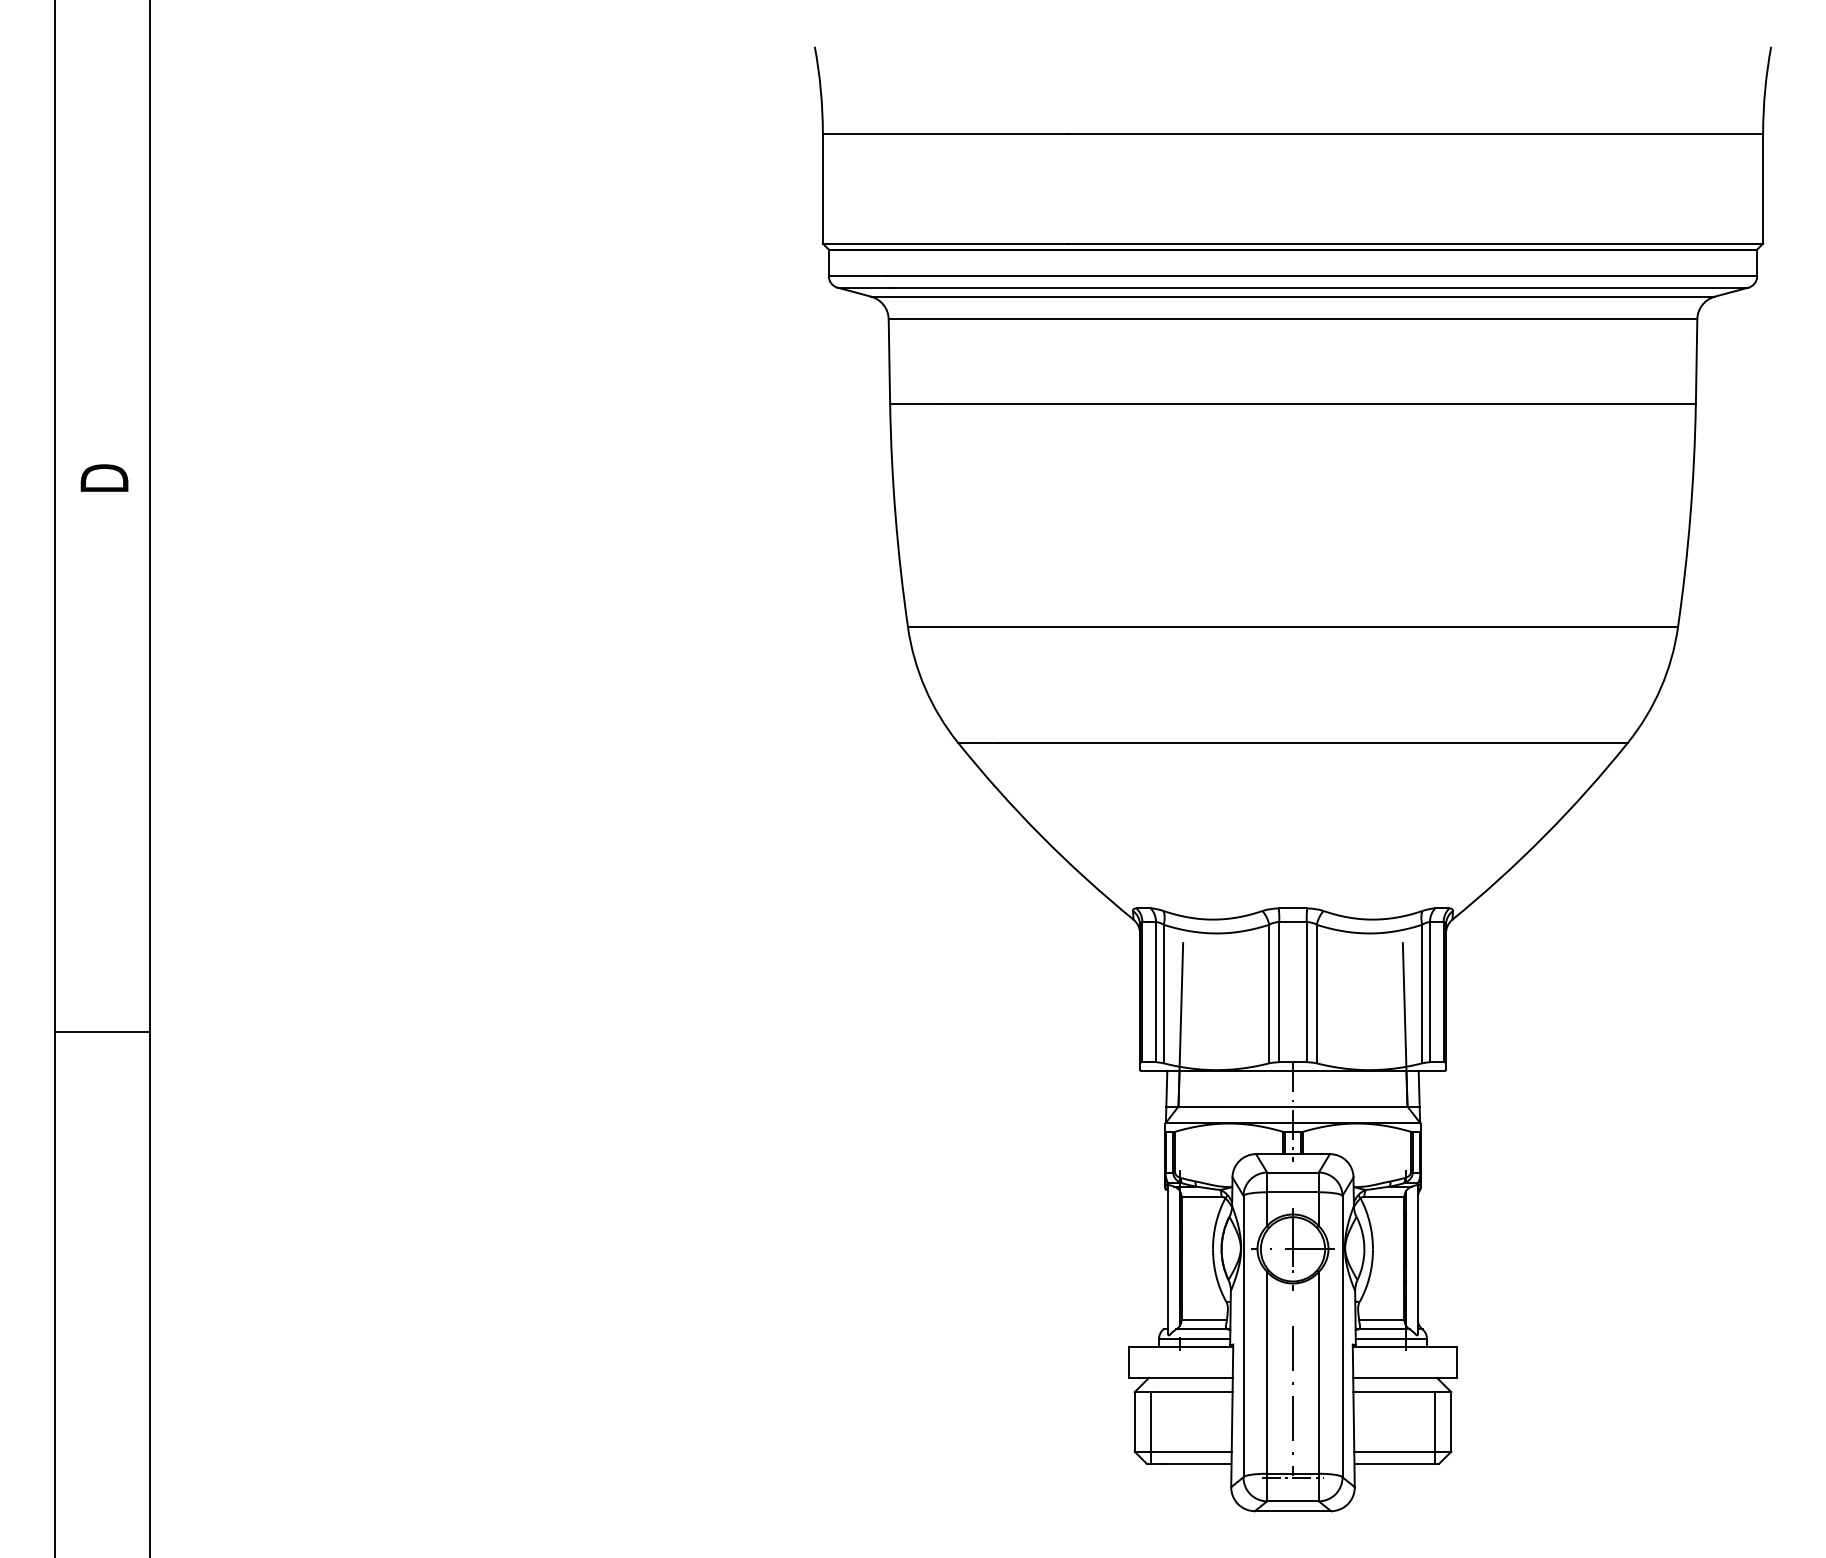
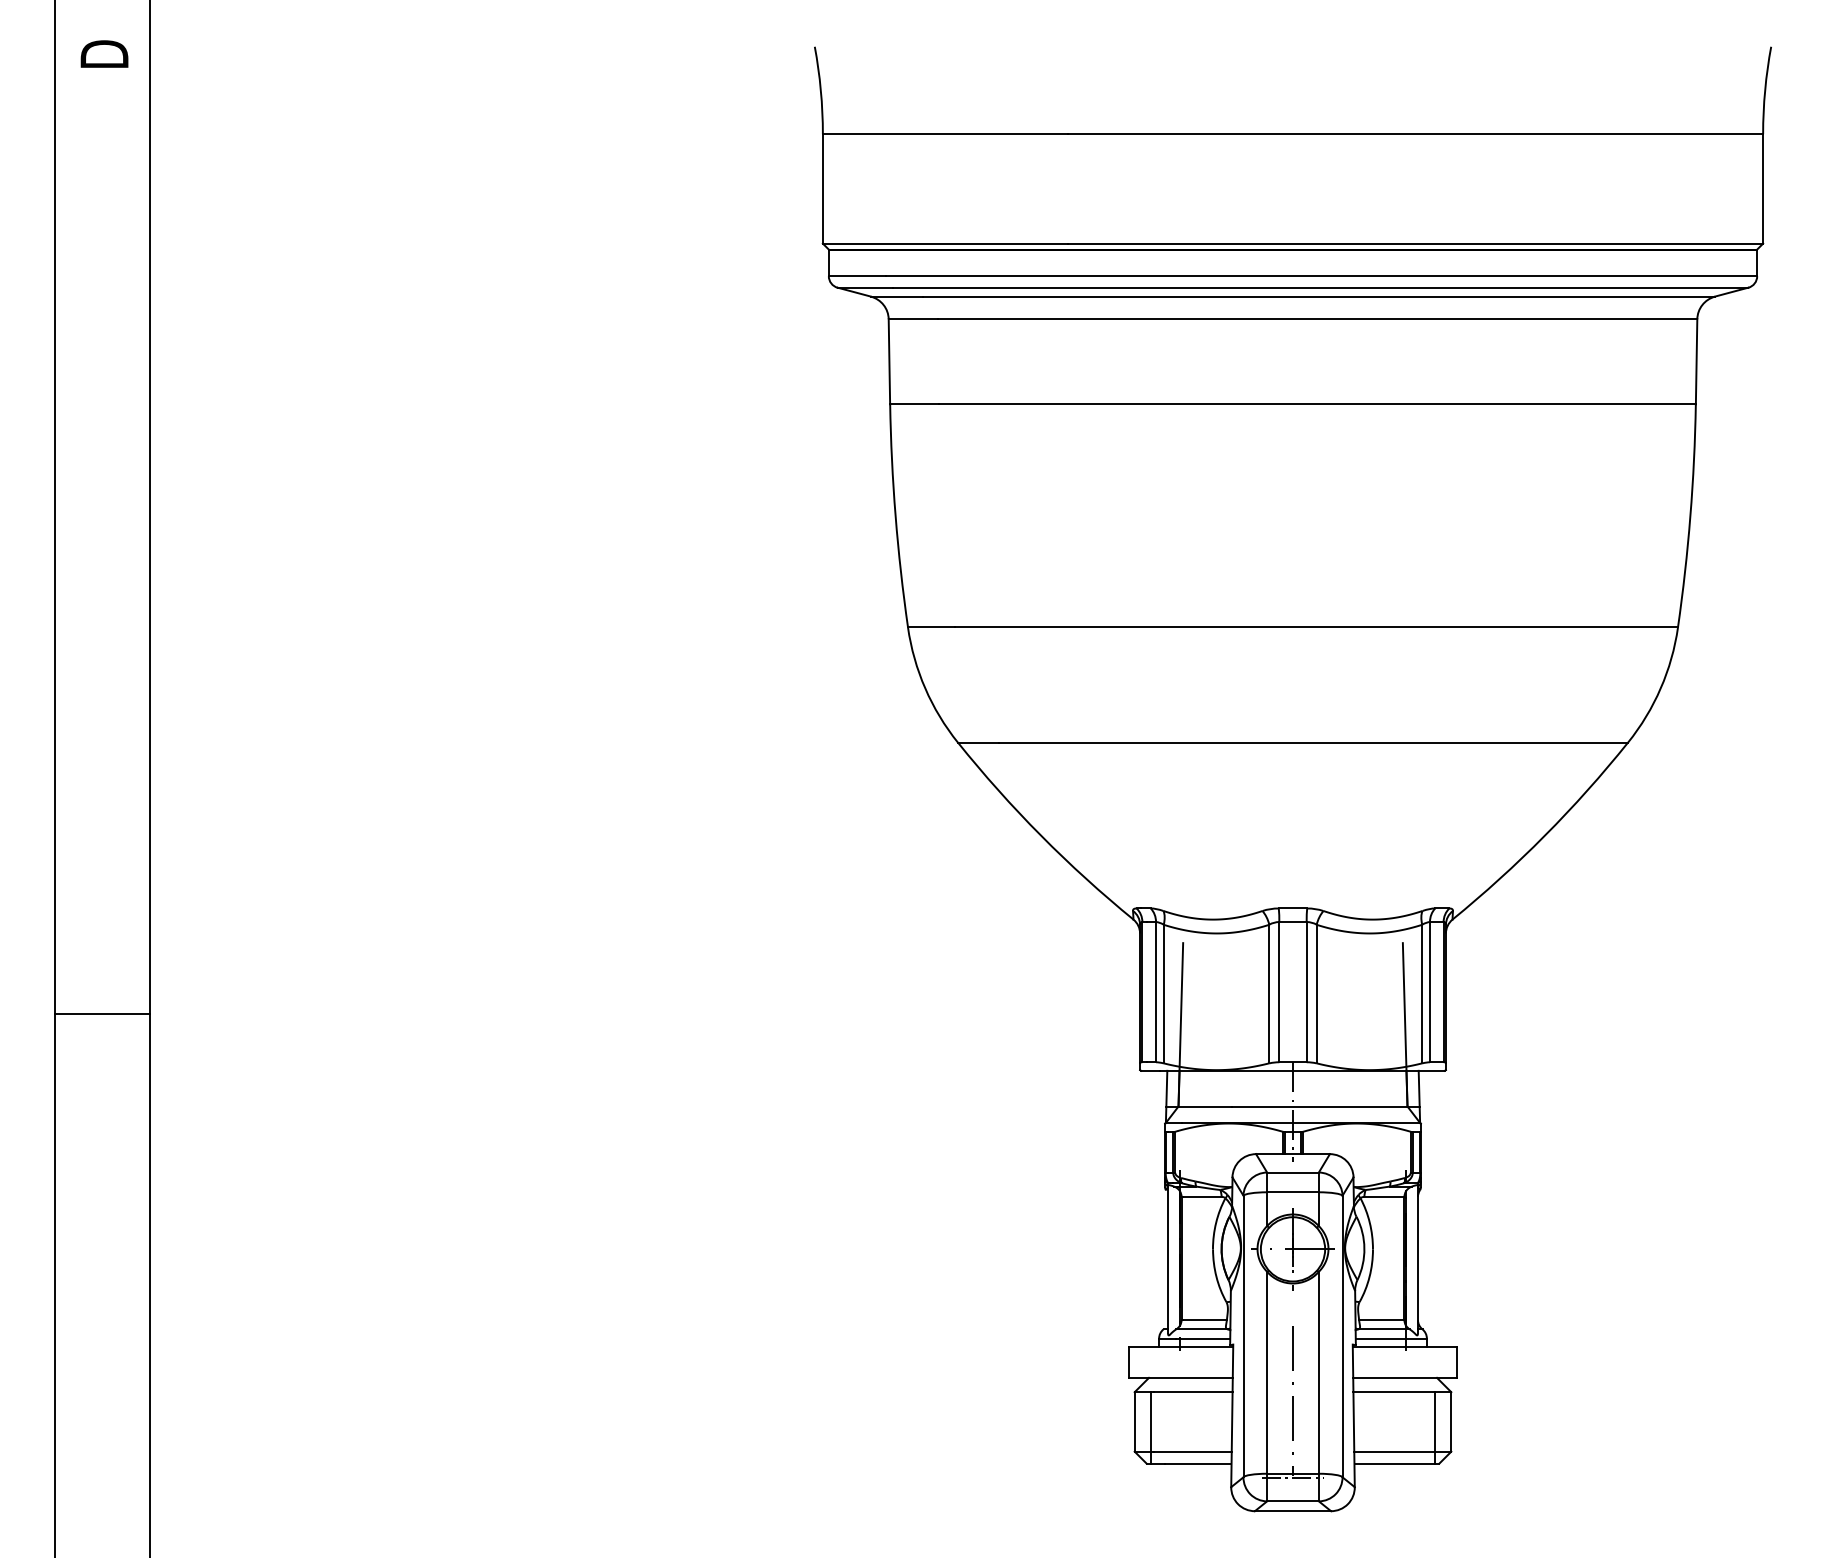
text position: (104, 477) -> (104, 53) (104, 53)
line position: (101, 1032) -> (101, 1014) (101, 1014)
